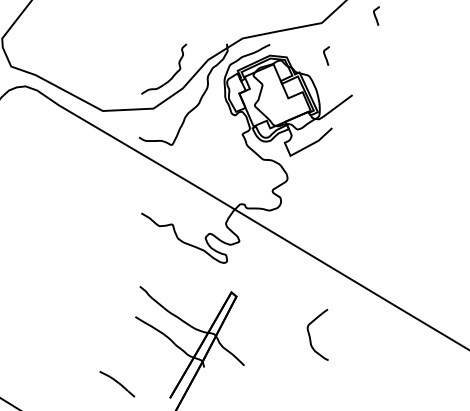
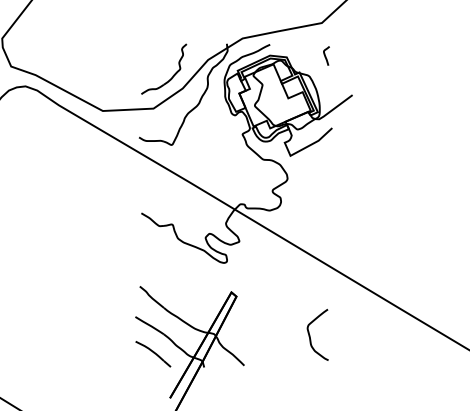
curve: present -> none (375, 15)
part position: (117, 384) -> (153, 354) (153, 354)
